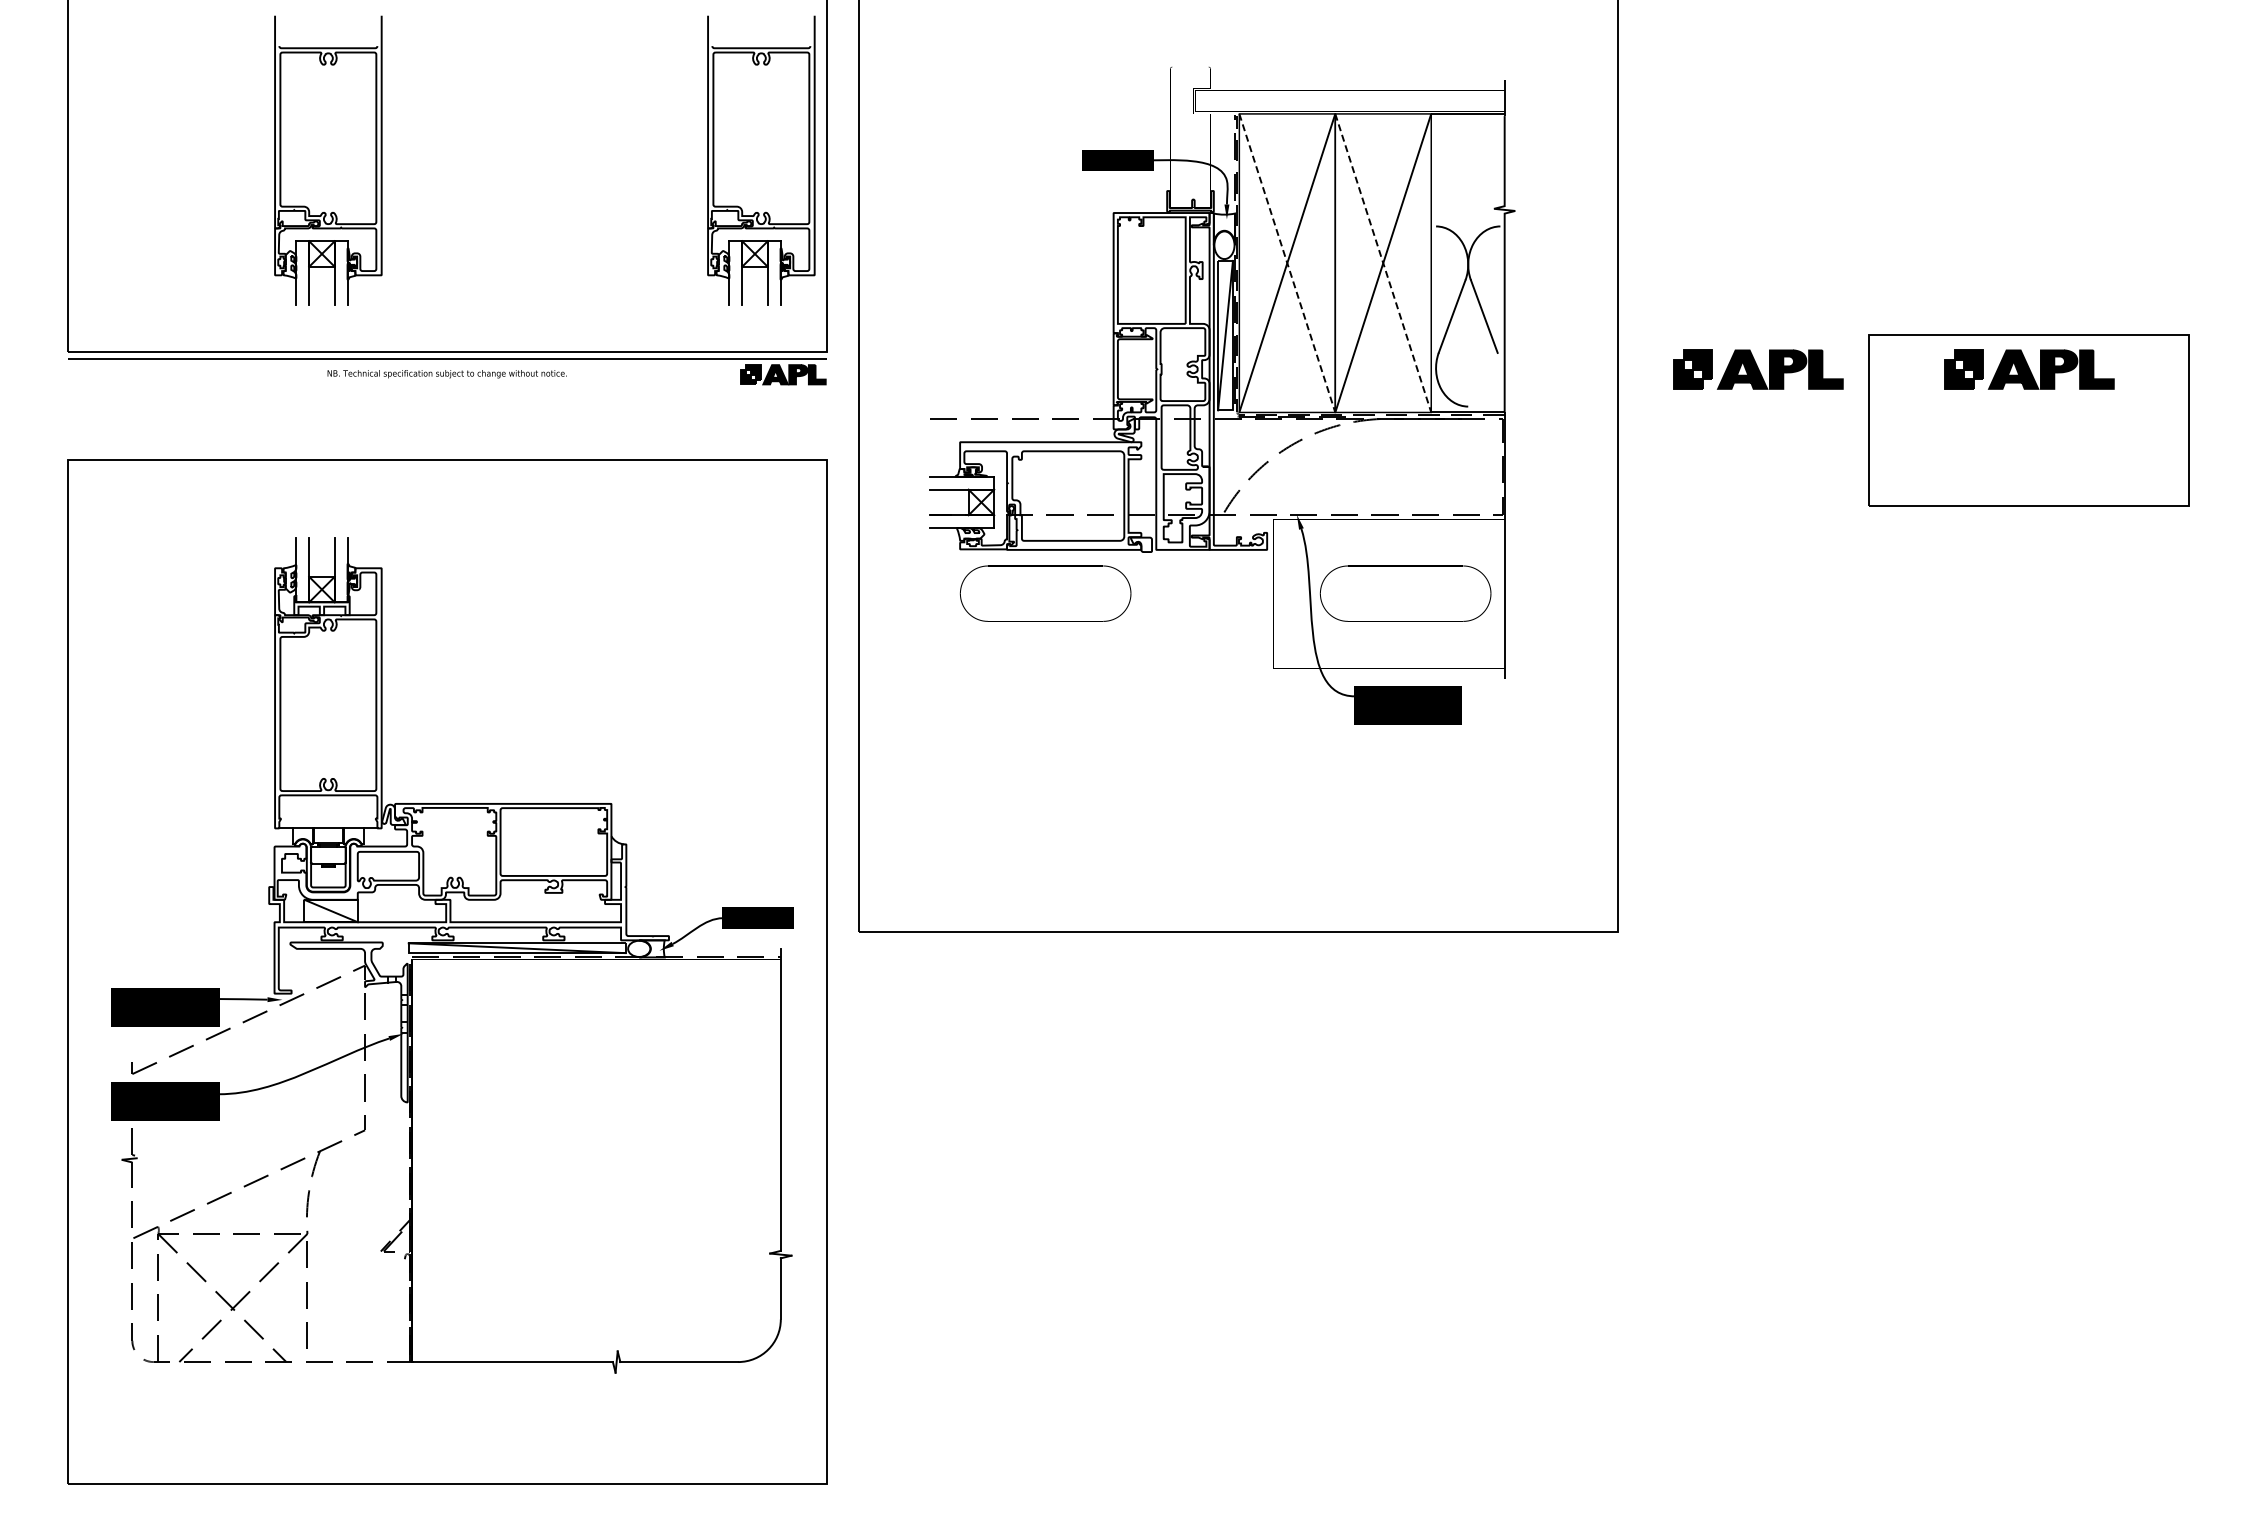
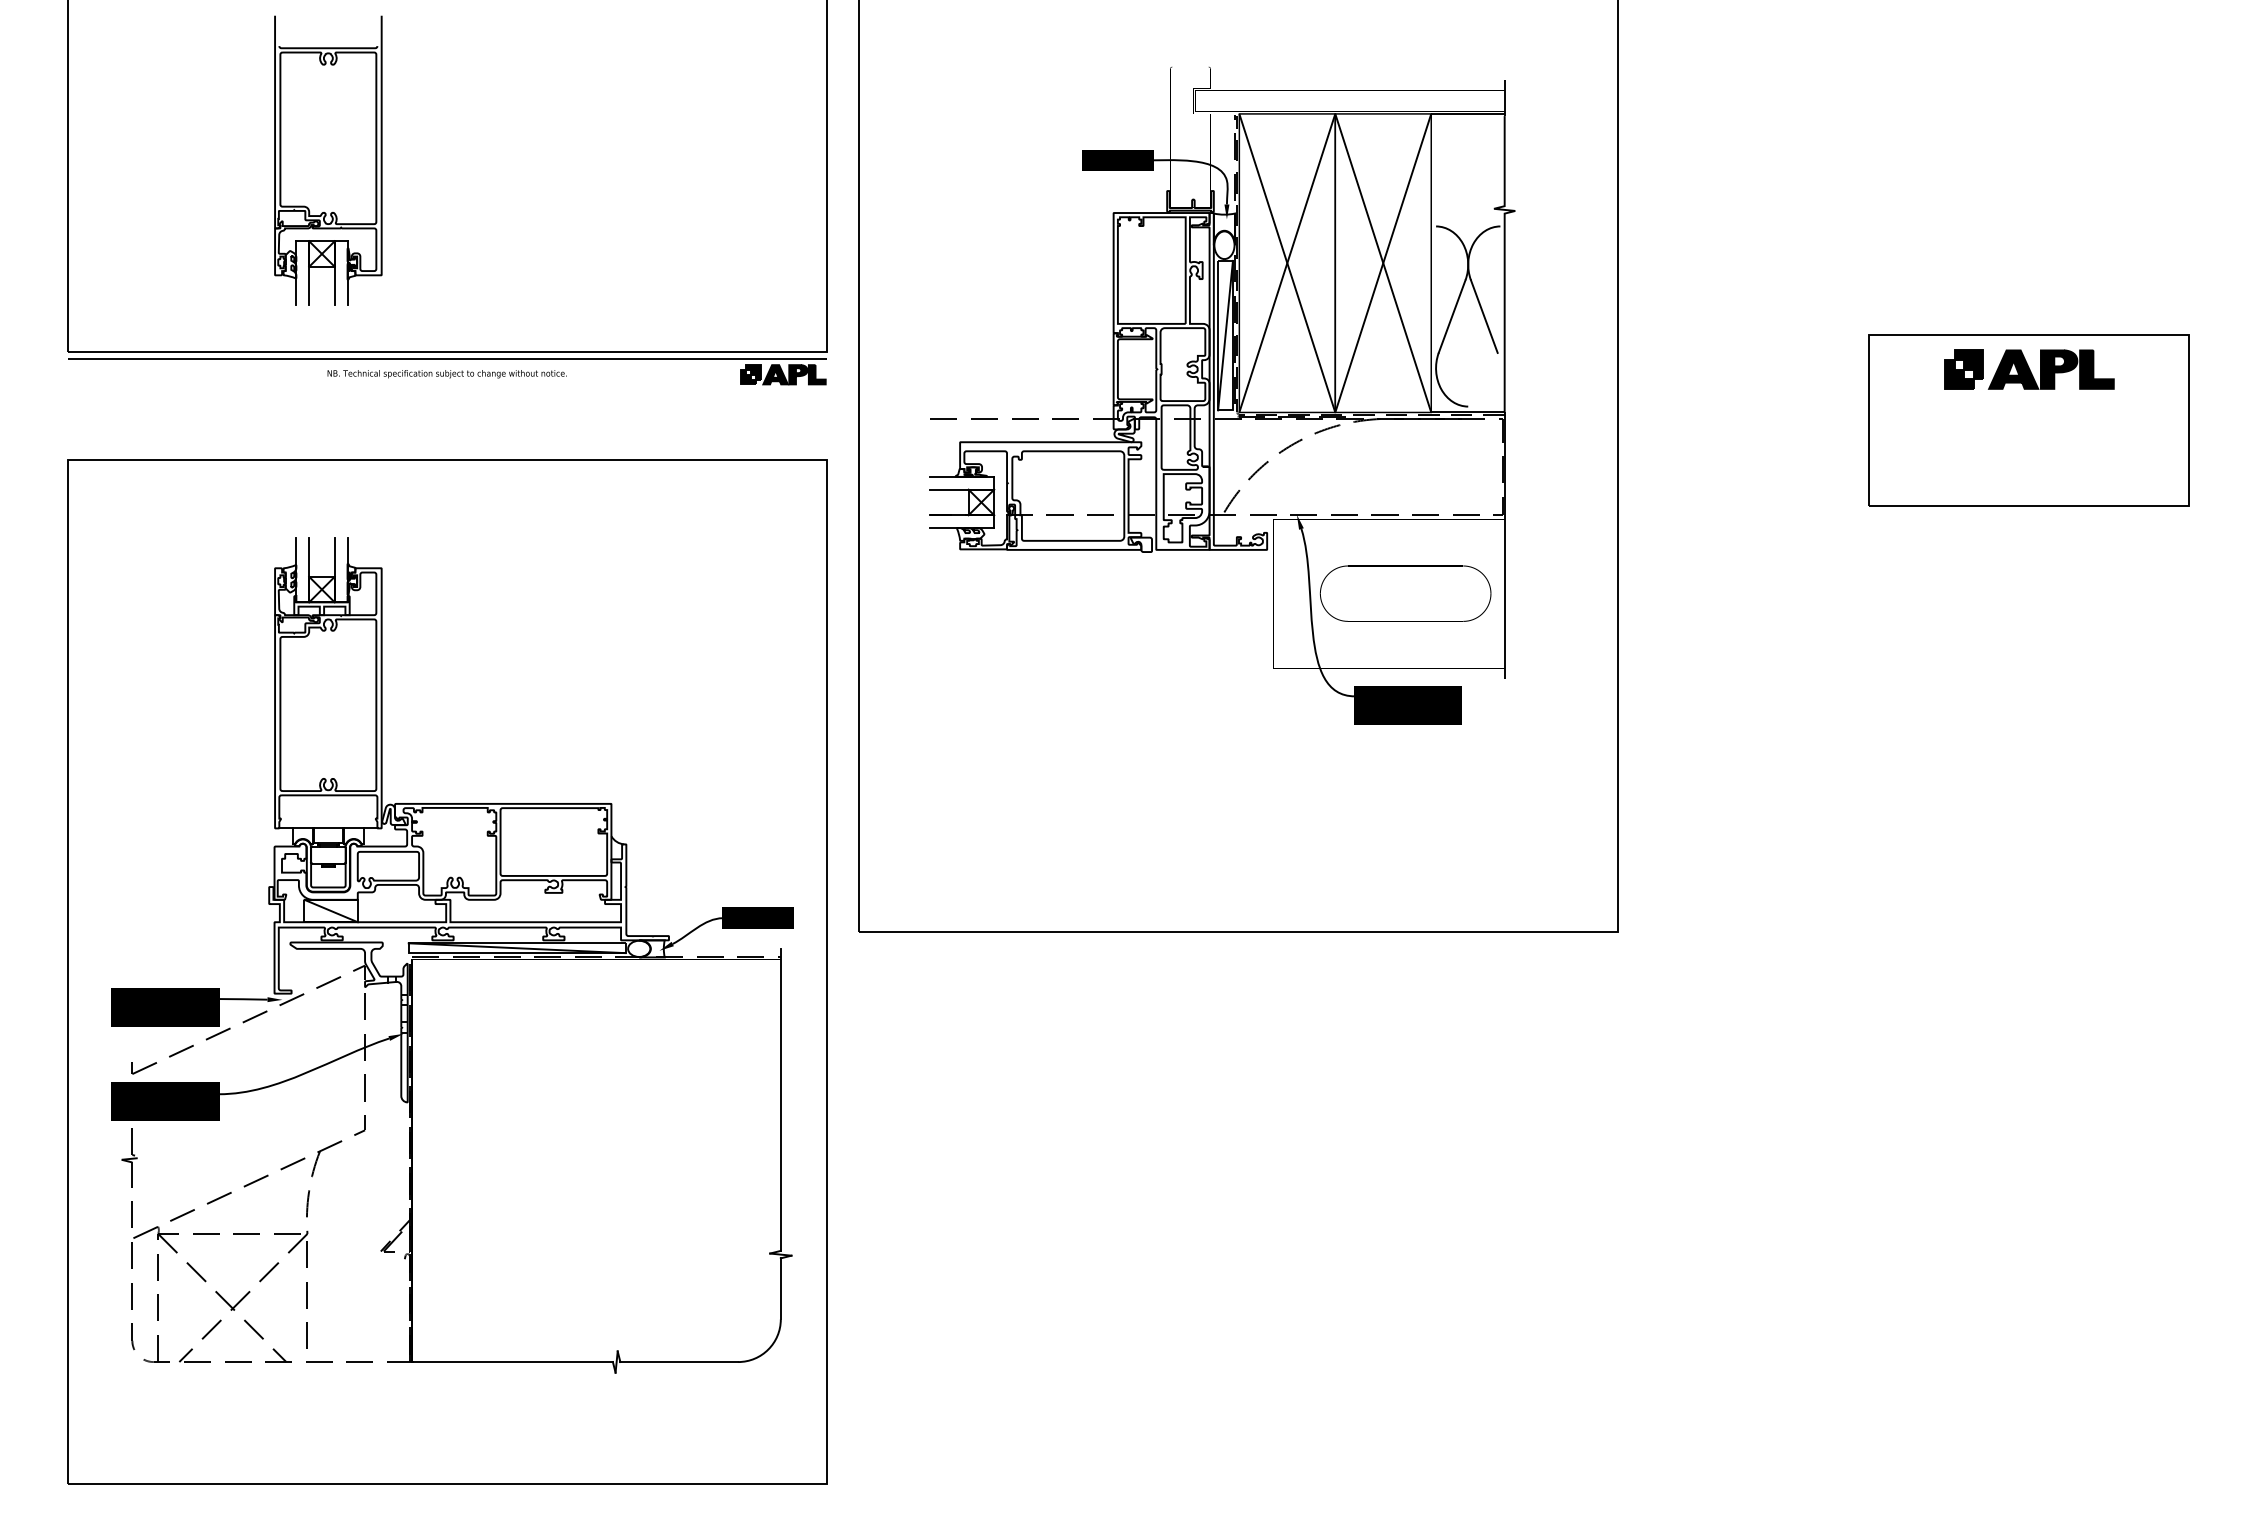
part: present -> none (761, 160)
line: dashed -> solid (1287, 263)
line: dashed -> solid (1383, 263)
part: present -> none (1758, 369)
part: present -> none (1045, 593)
